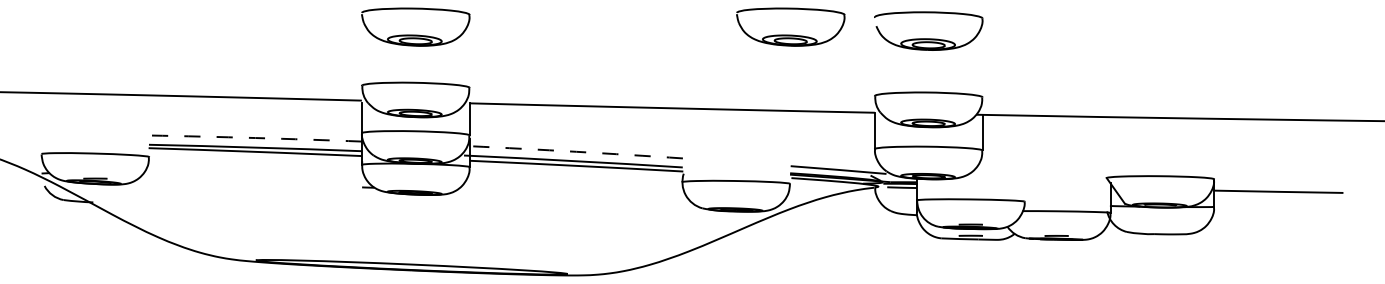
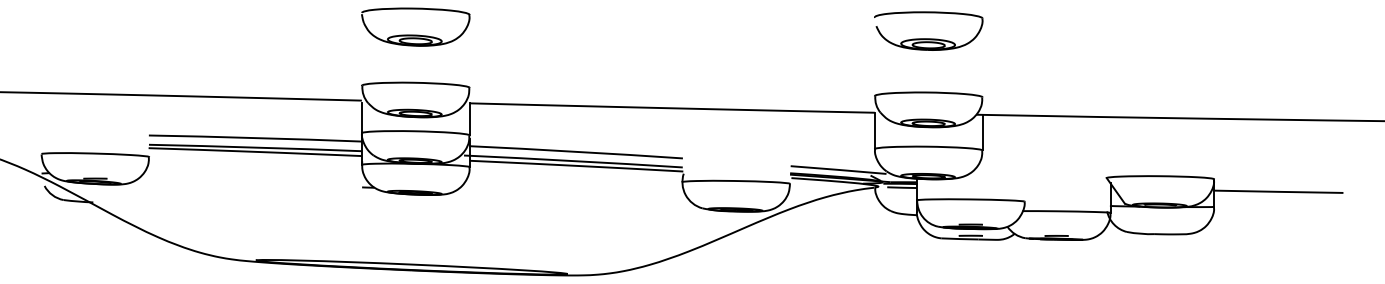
part: present -> none (790, 26)
arc: dashed -> solid (255, 138)
arc: dashed -> solid (576, 151)
